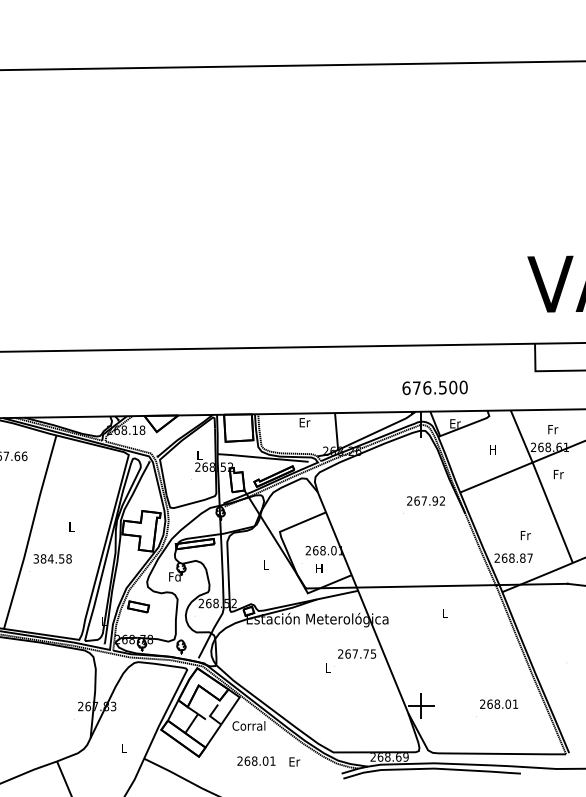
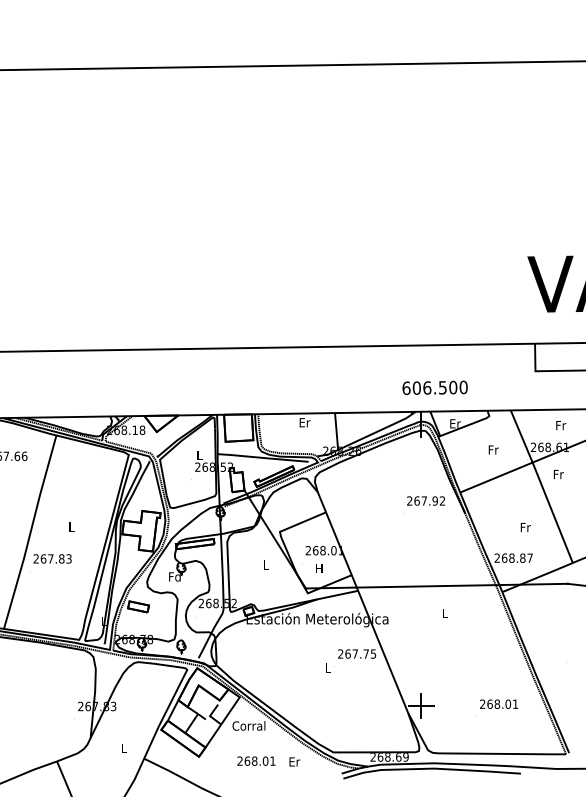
text: 676.500 -> 606.500 (416, 387)
text position: (553, 429) -> (561, 425) (561, 425)
text: H -> Fr (493, 449)
text position: (525, 535) -> (525, 527) (525, 527)
text: 384.58 -> 267.83 (52, 558)
